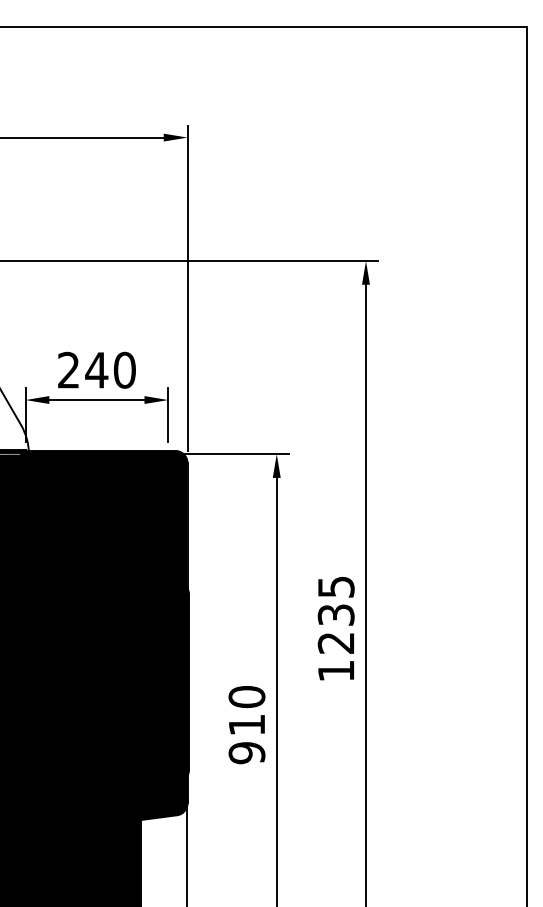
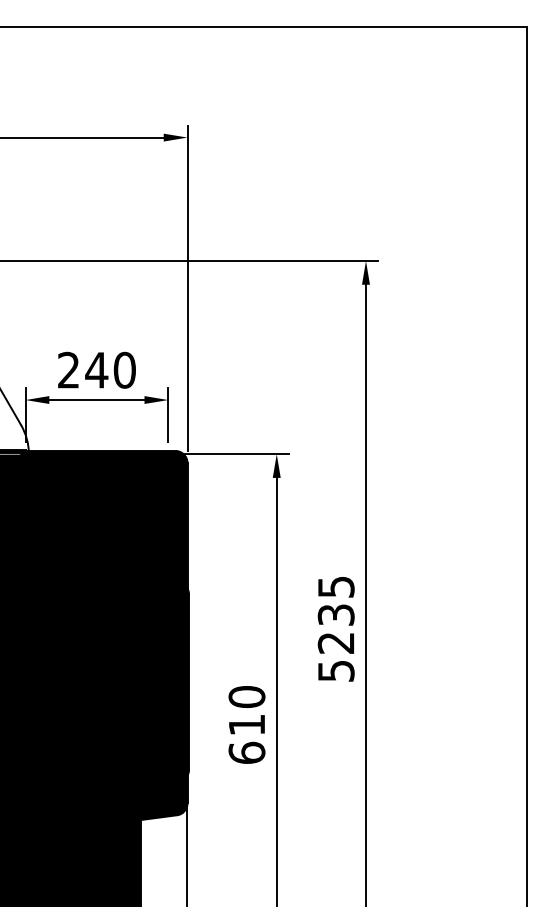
text: 1235 -> 5235 (336, 671)
text: 910 -> 610 (246, 752)
